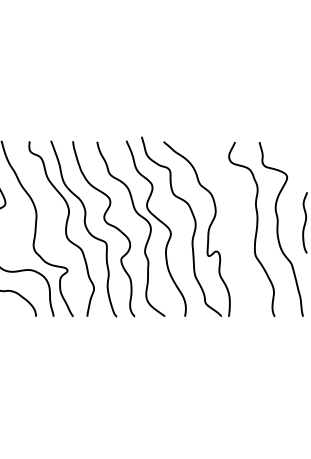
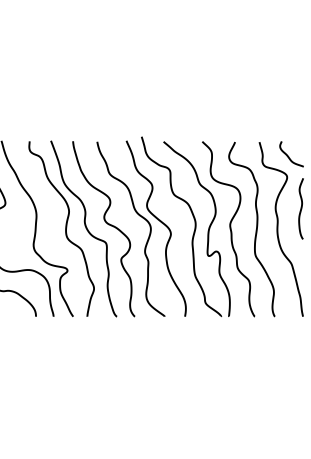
curve: none -> present (289, 156)
curve position: (304, 222) -> (300, 208) (300, 208)
curve: none -> present (229, 229)
